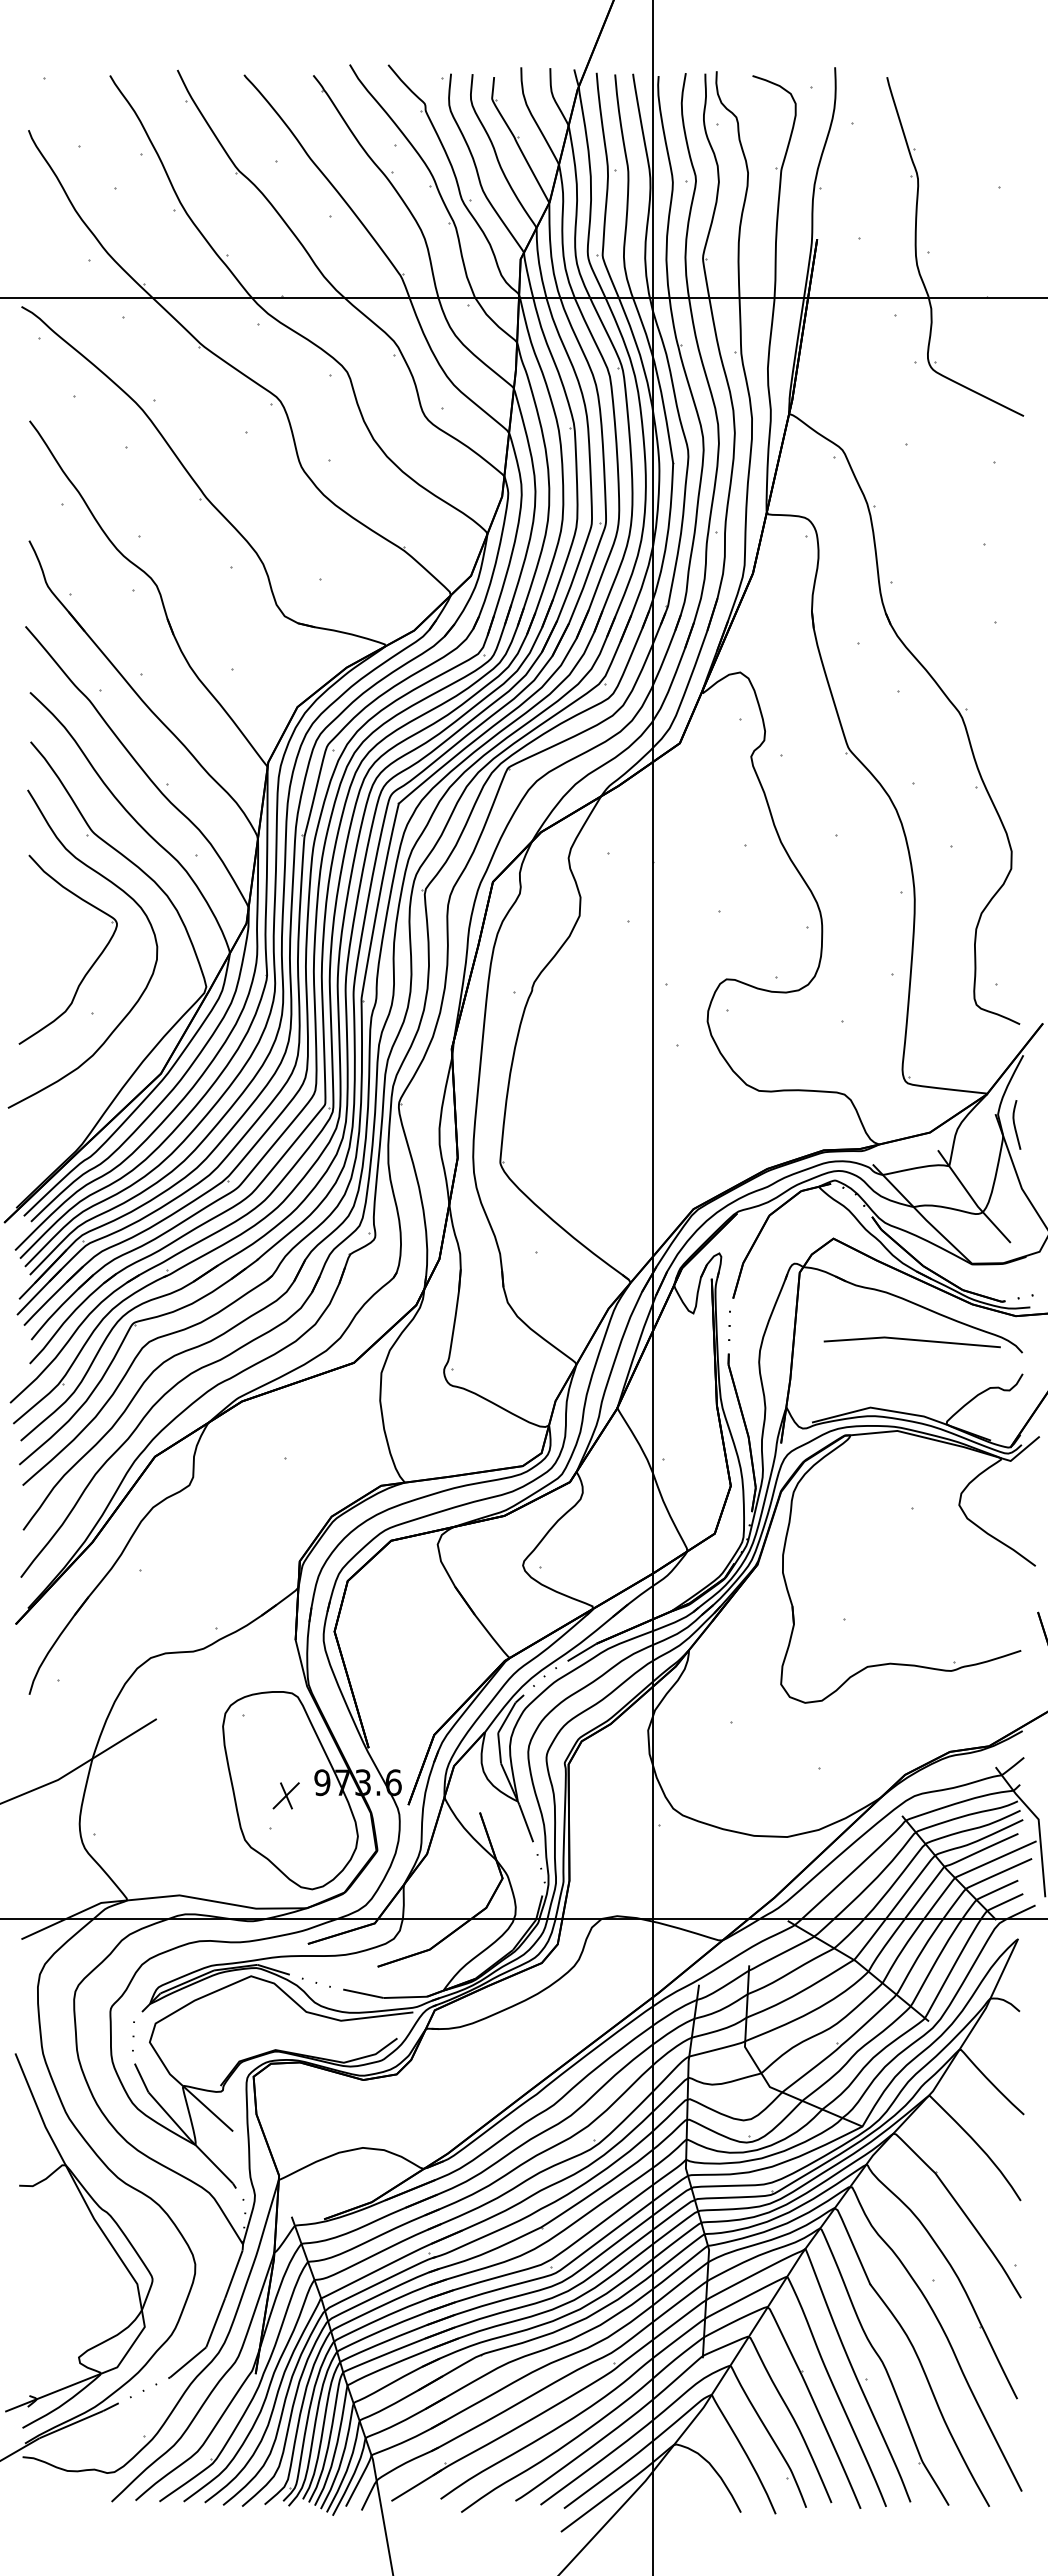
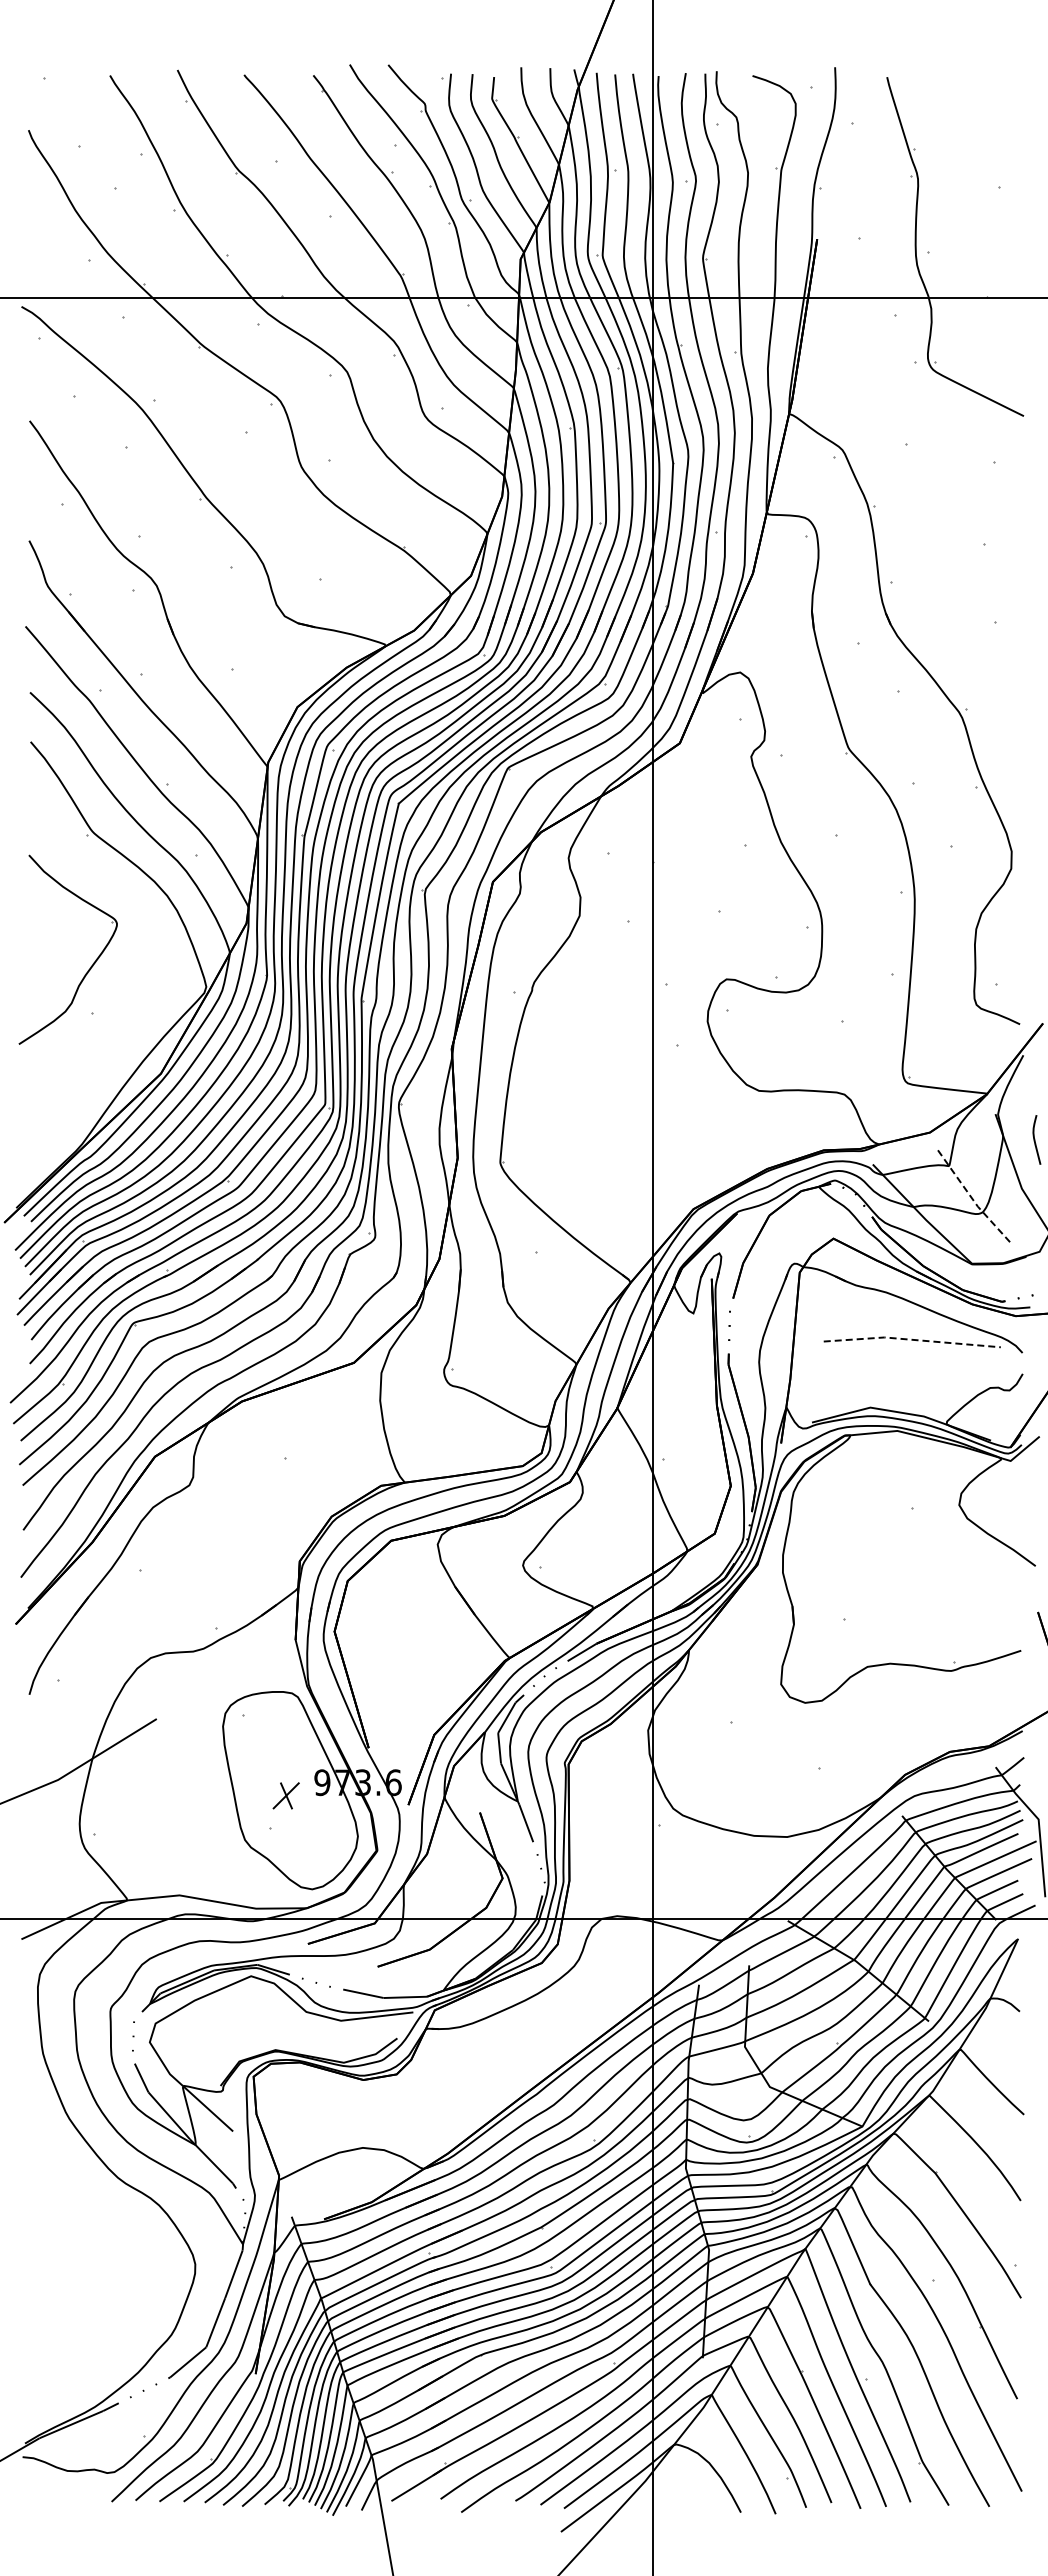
curve: present -> none (125, 894)
curve position: (1015, 1124) -> (1035, 1139) (1035, 1139)
line: solid -> dashed (972, 1198)
line: solid -> dashed (912, 1339)
part: present -> none (98, 2227)
